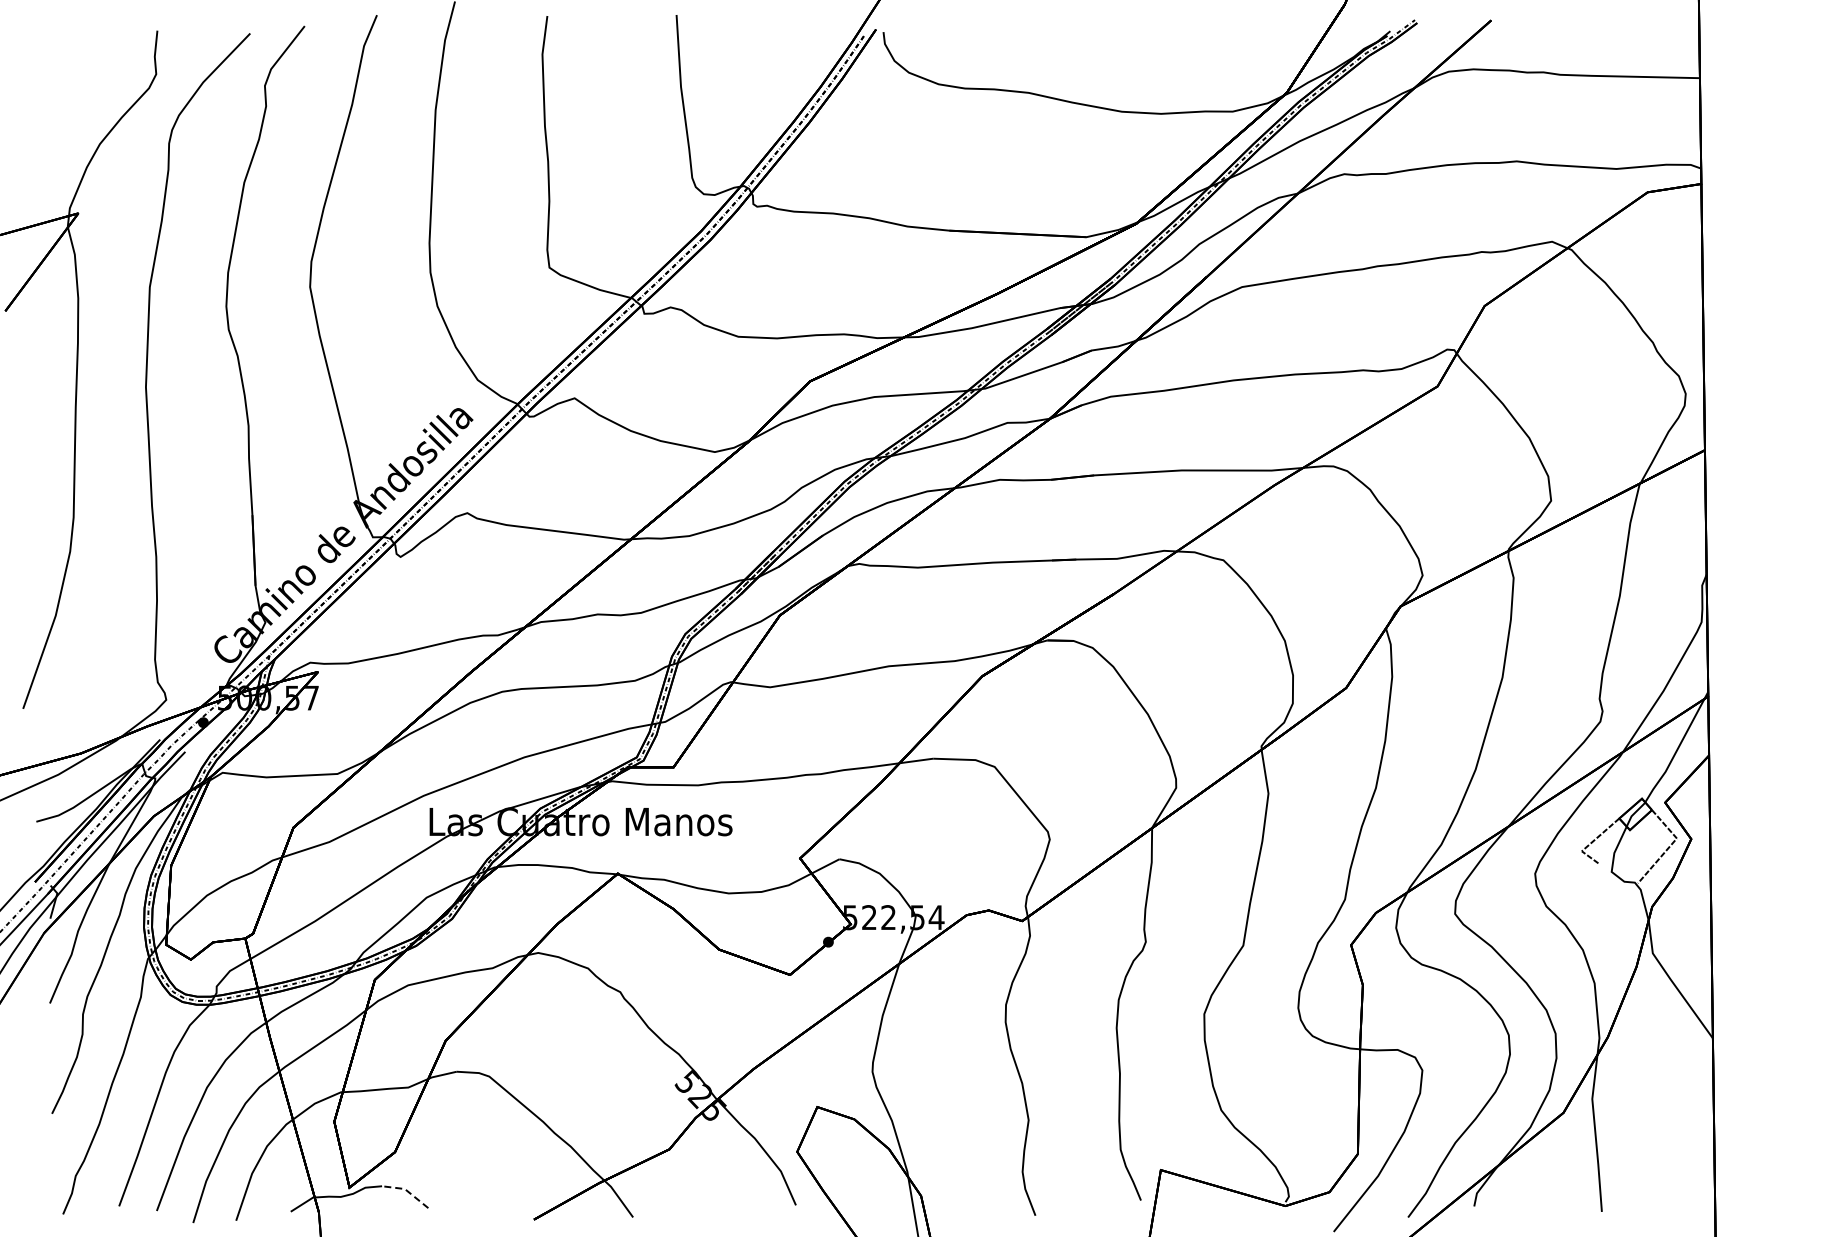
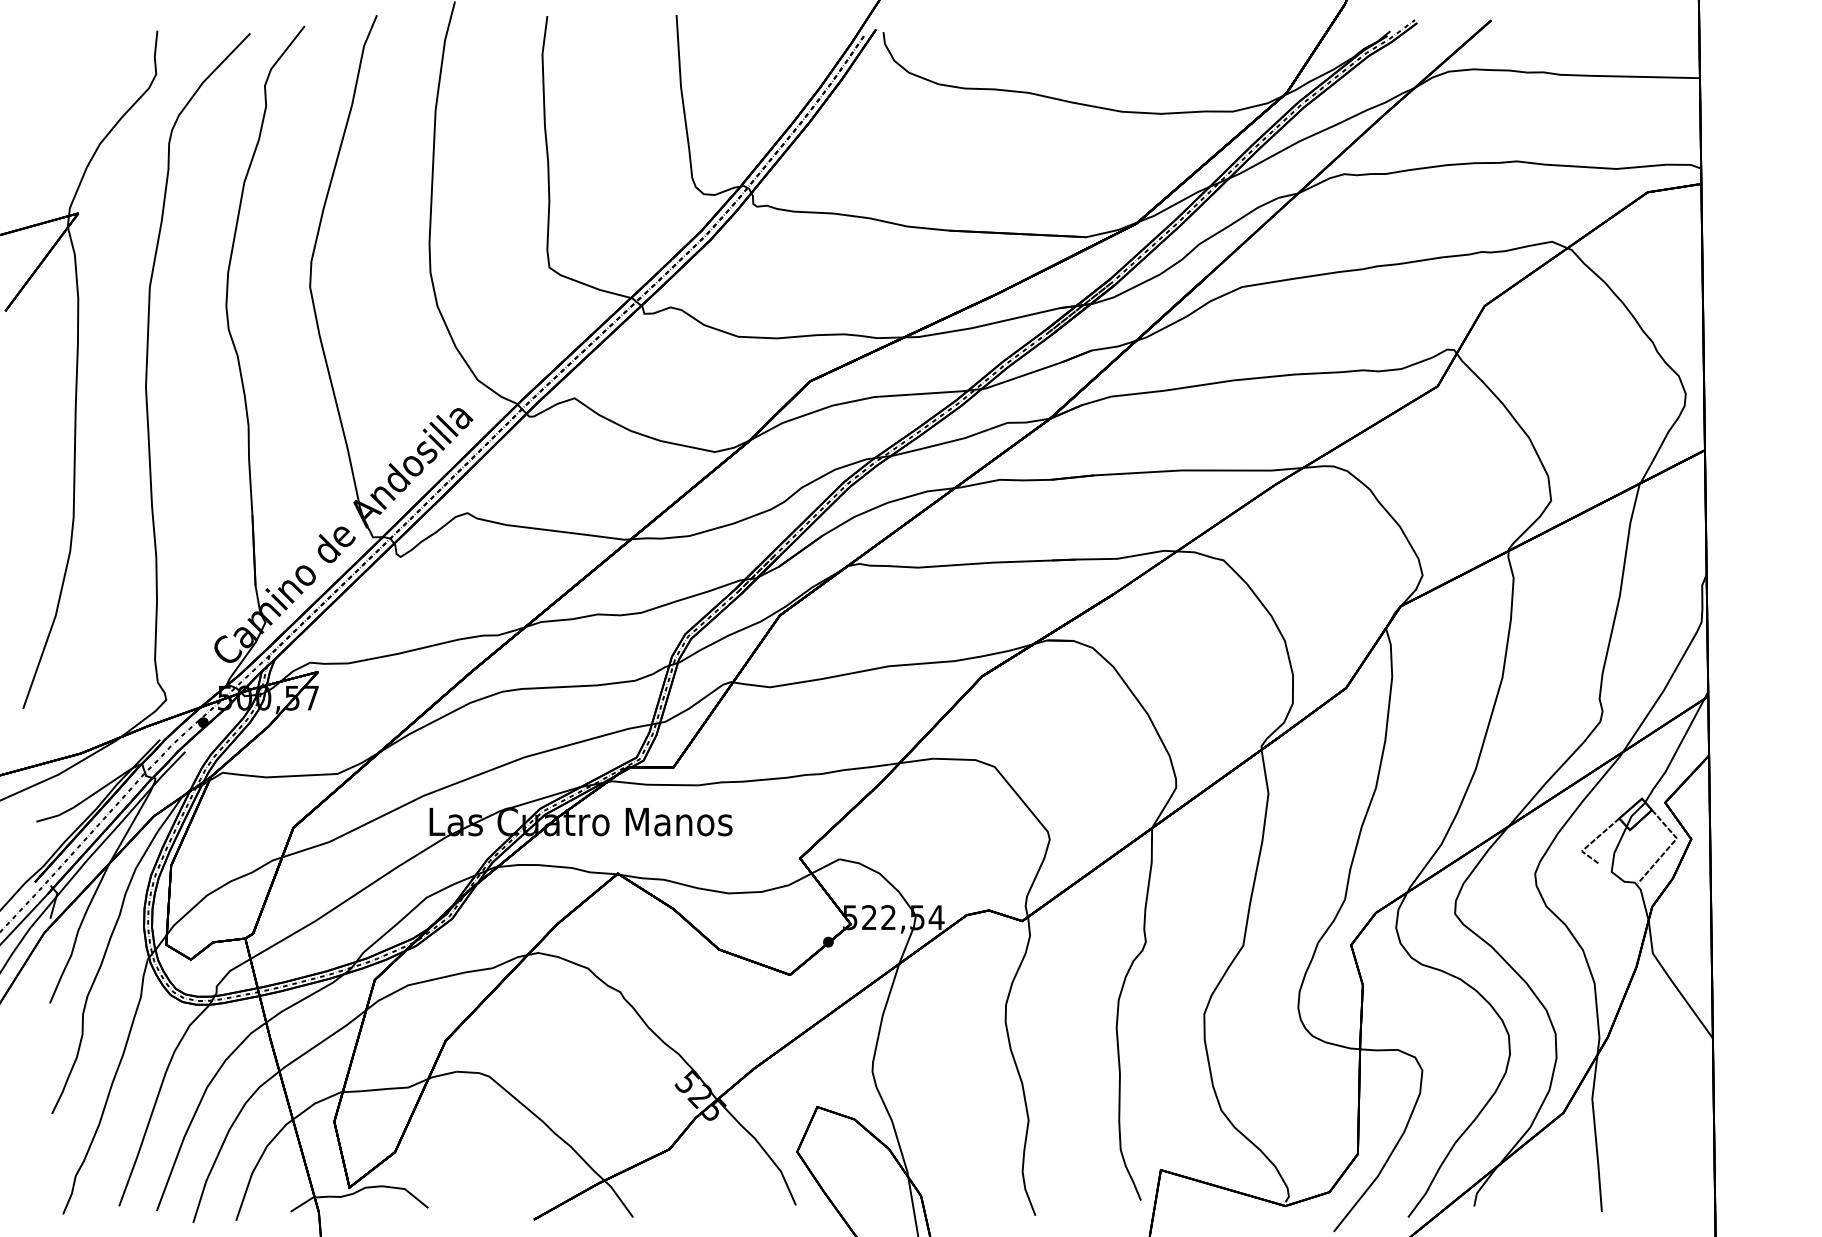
line: dashed -> solid (407, 1190)
